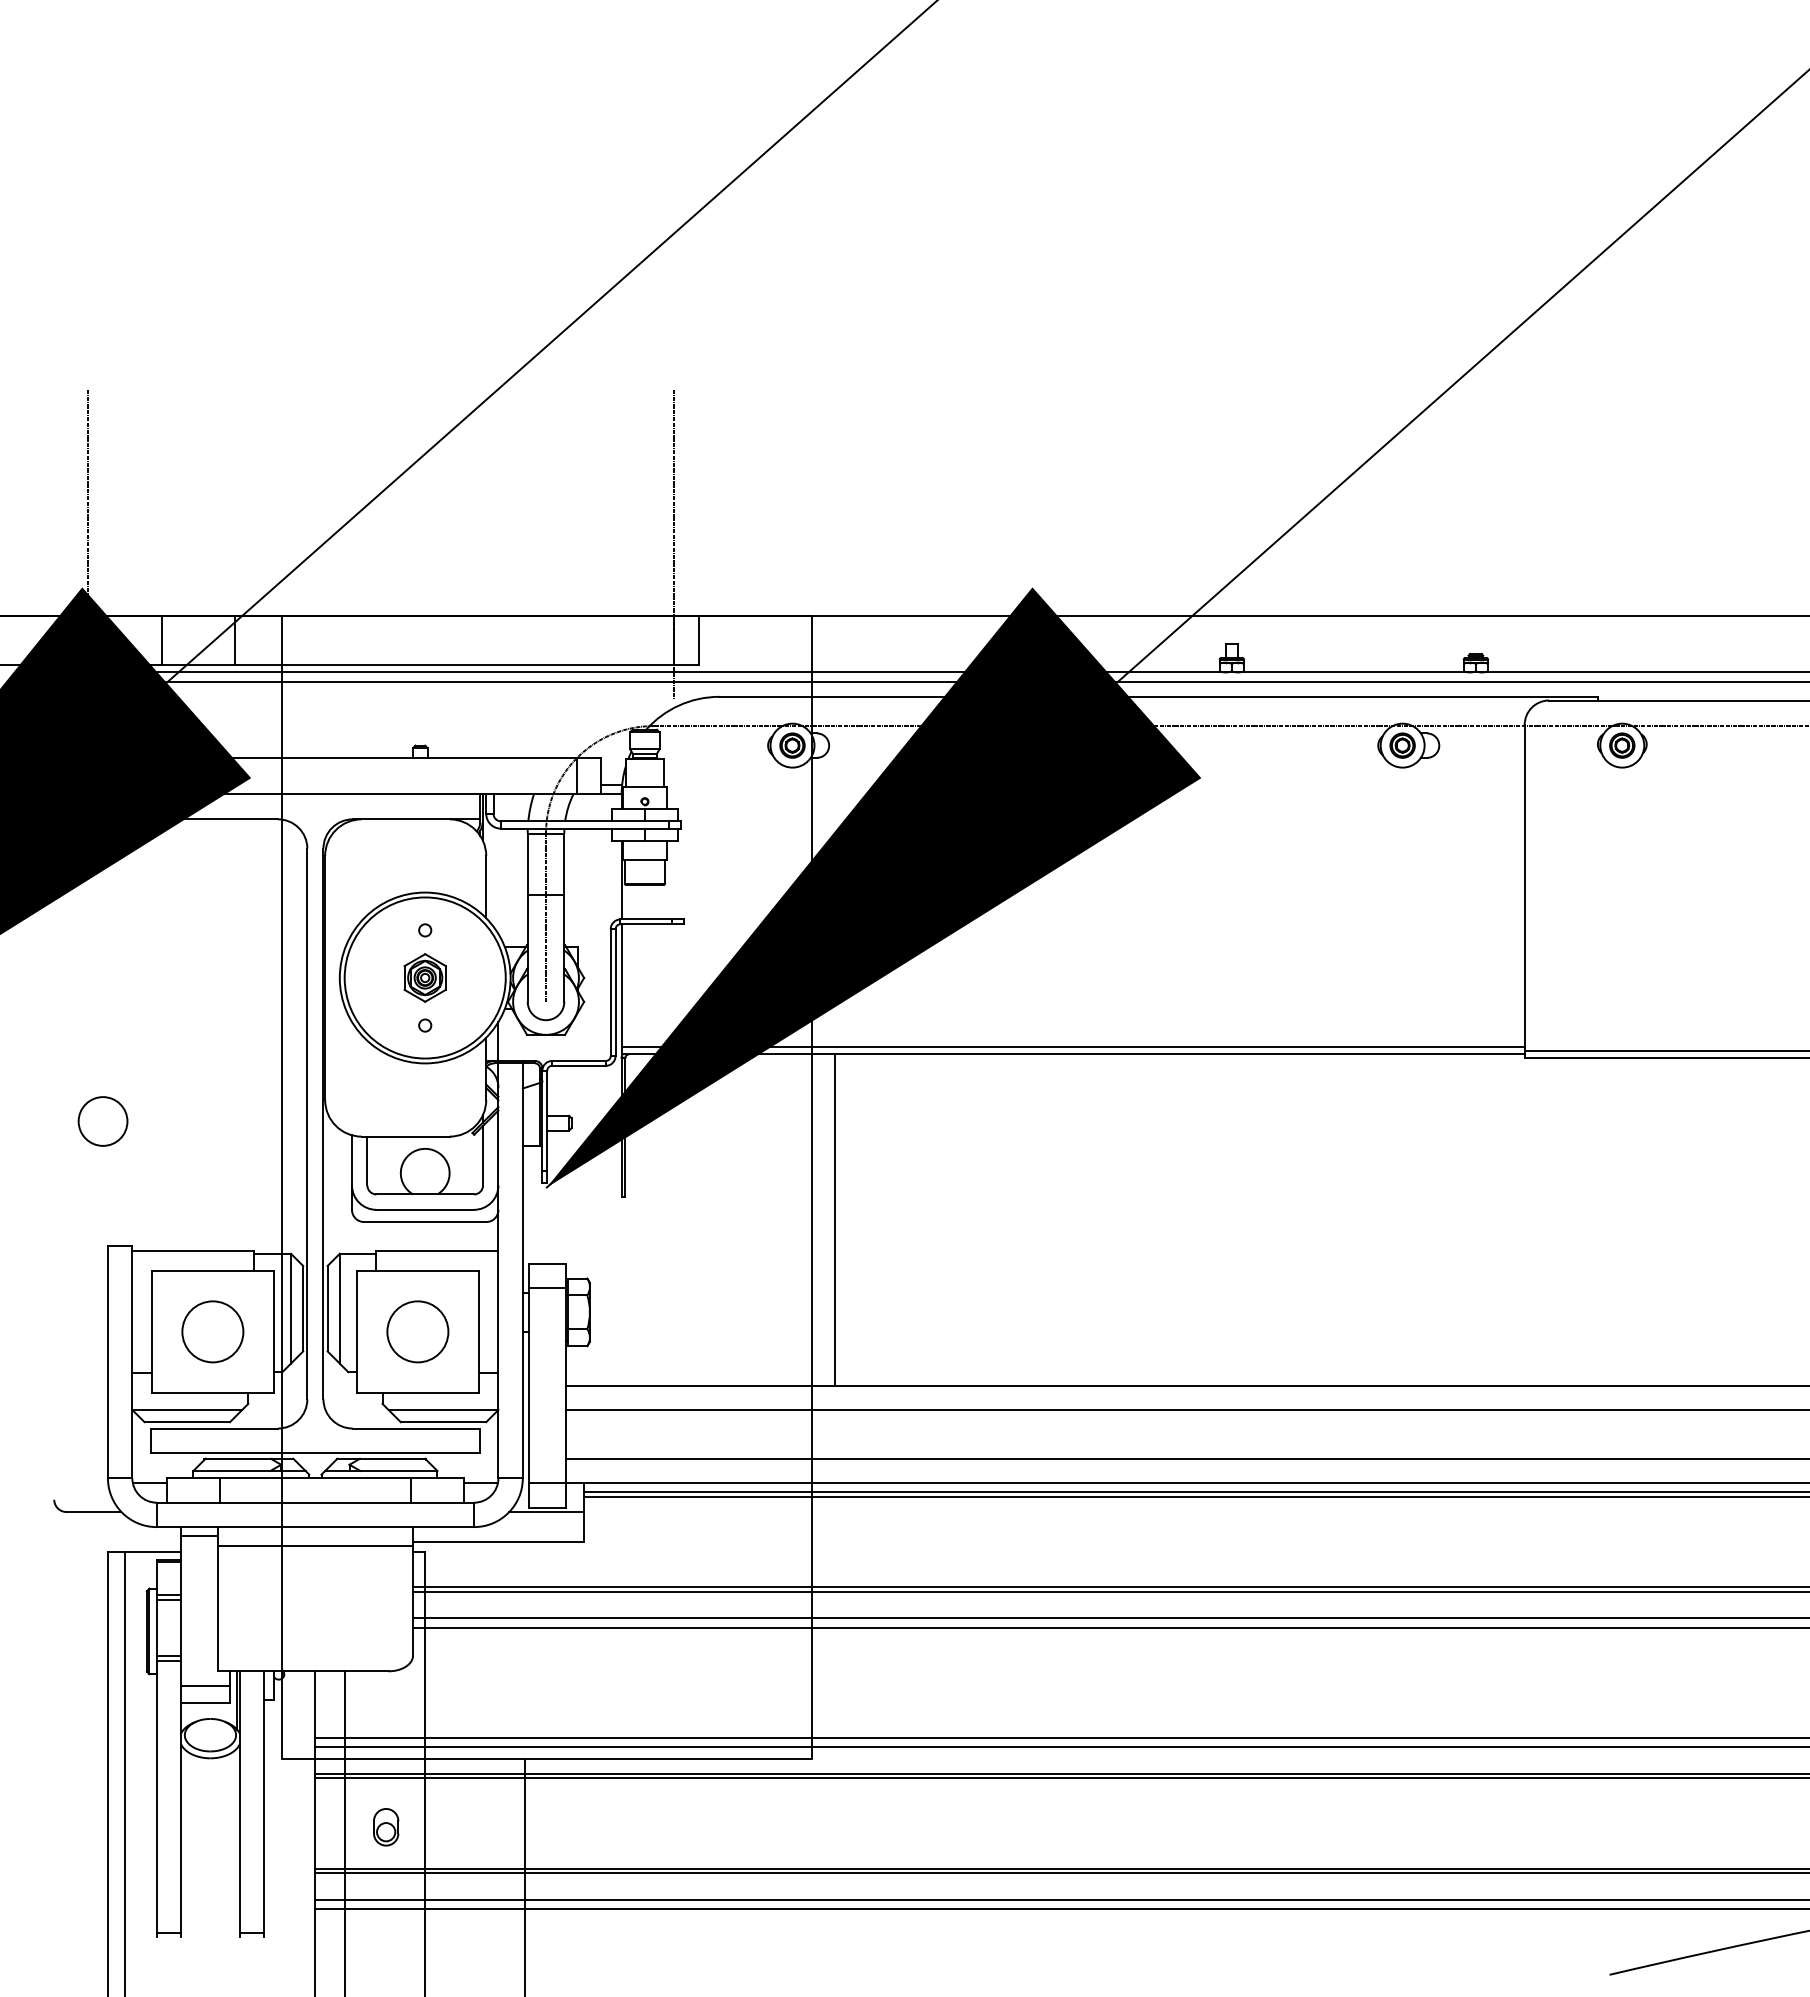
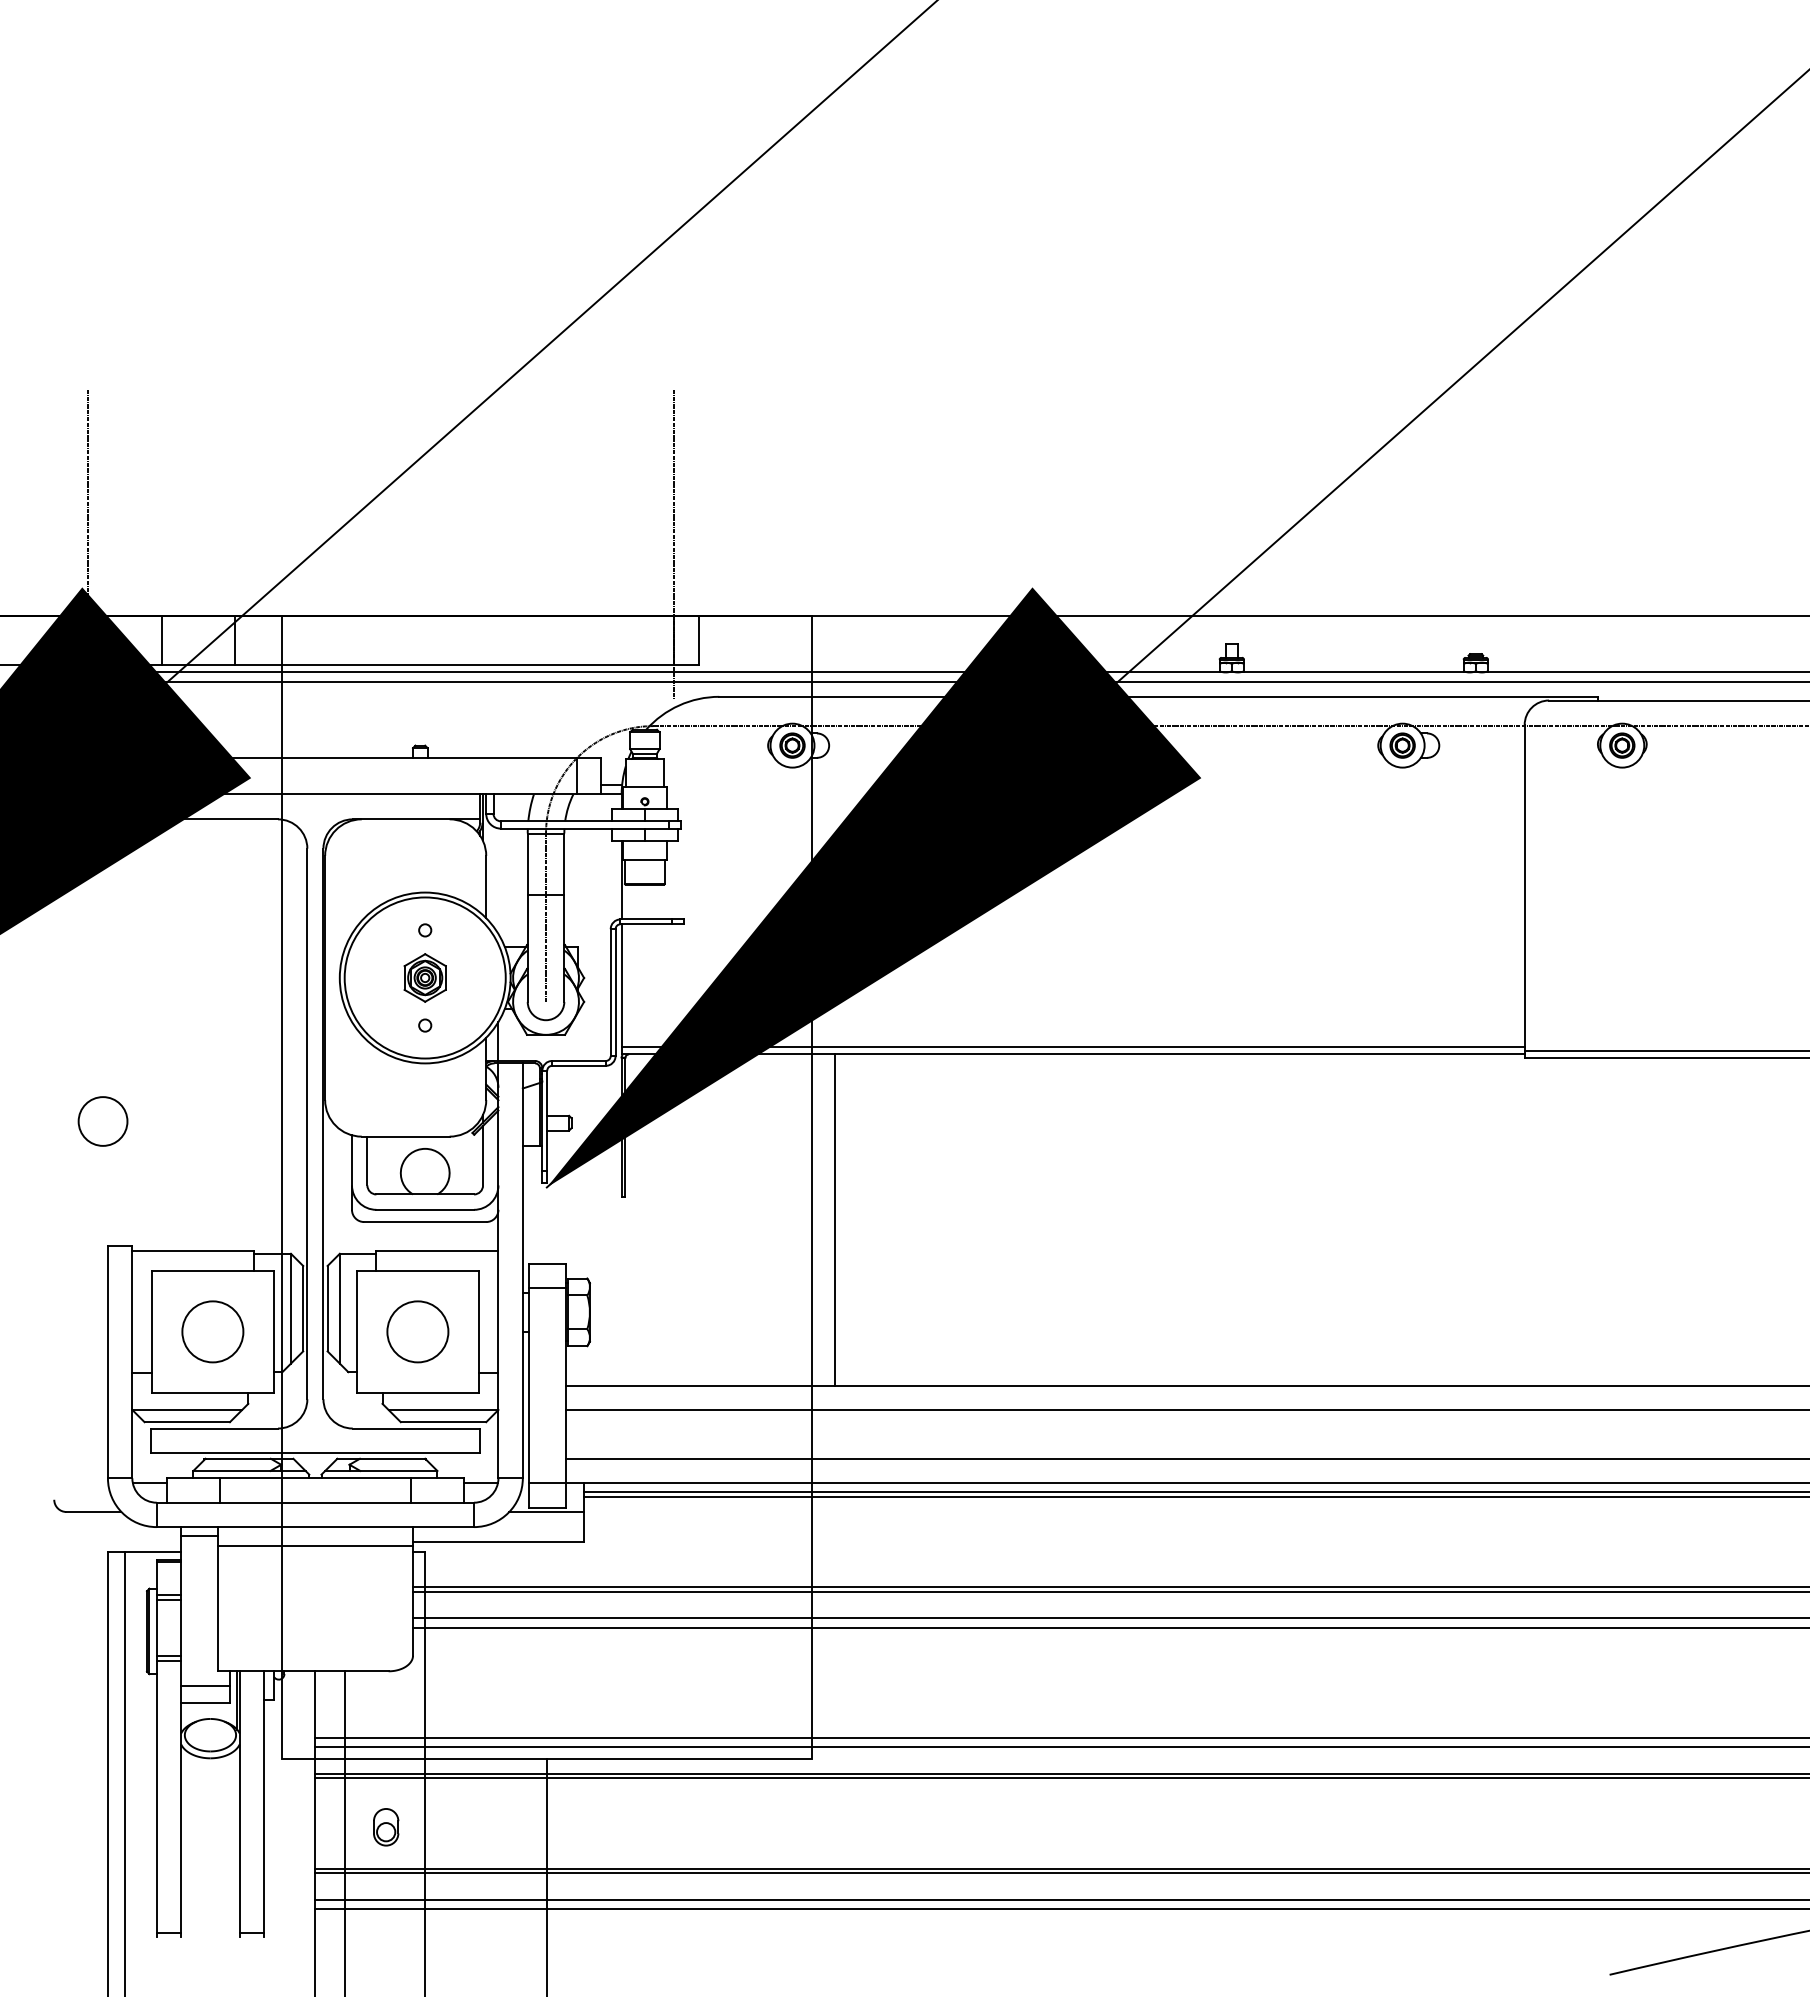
line position: (524, 1875) -> (546, 1875) (546, 1875)
